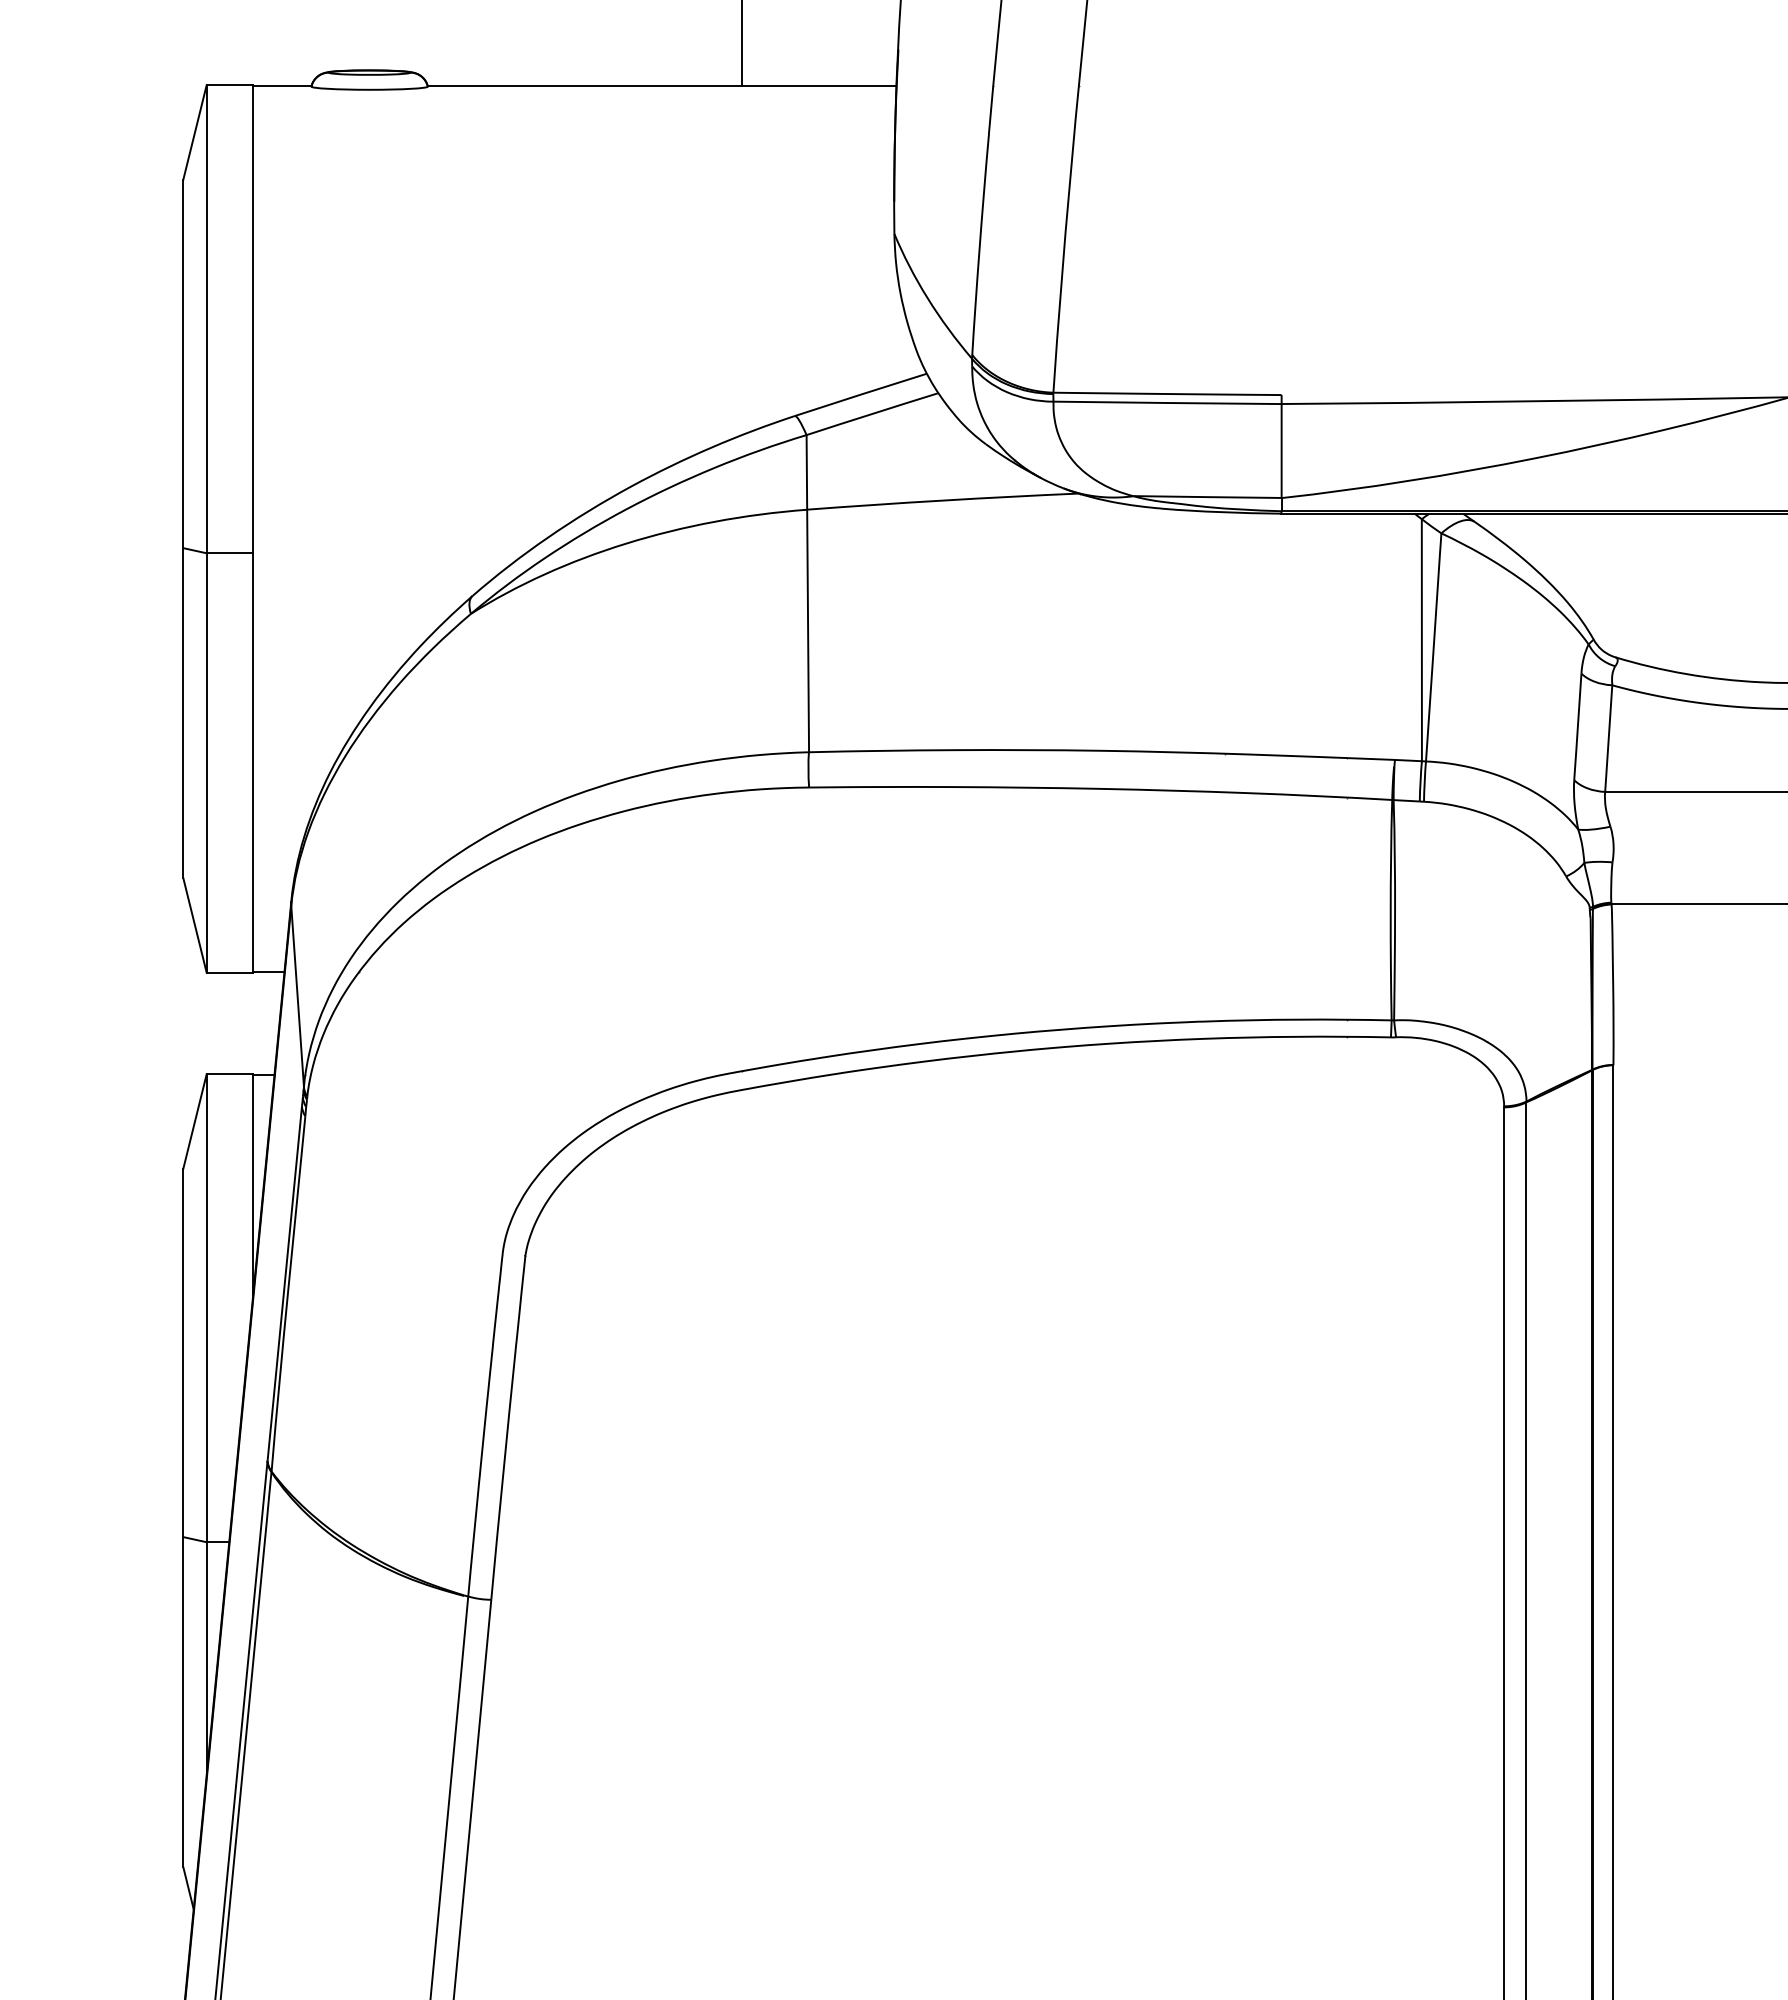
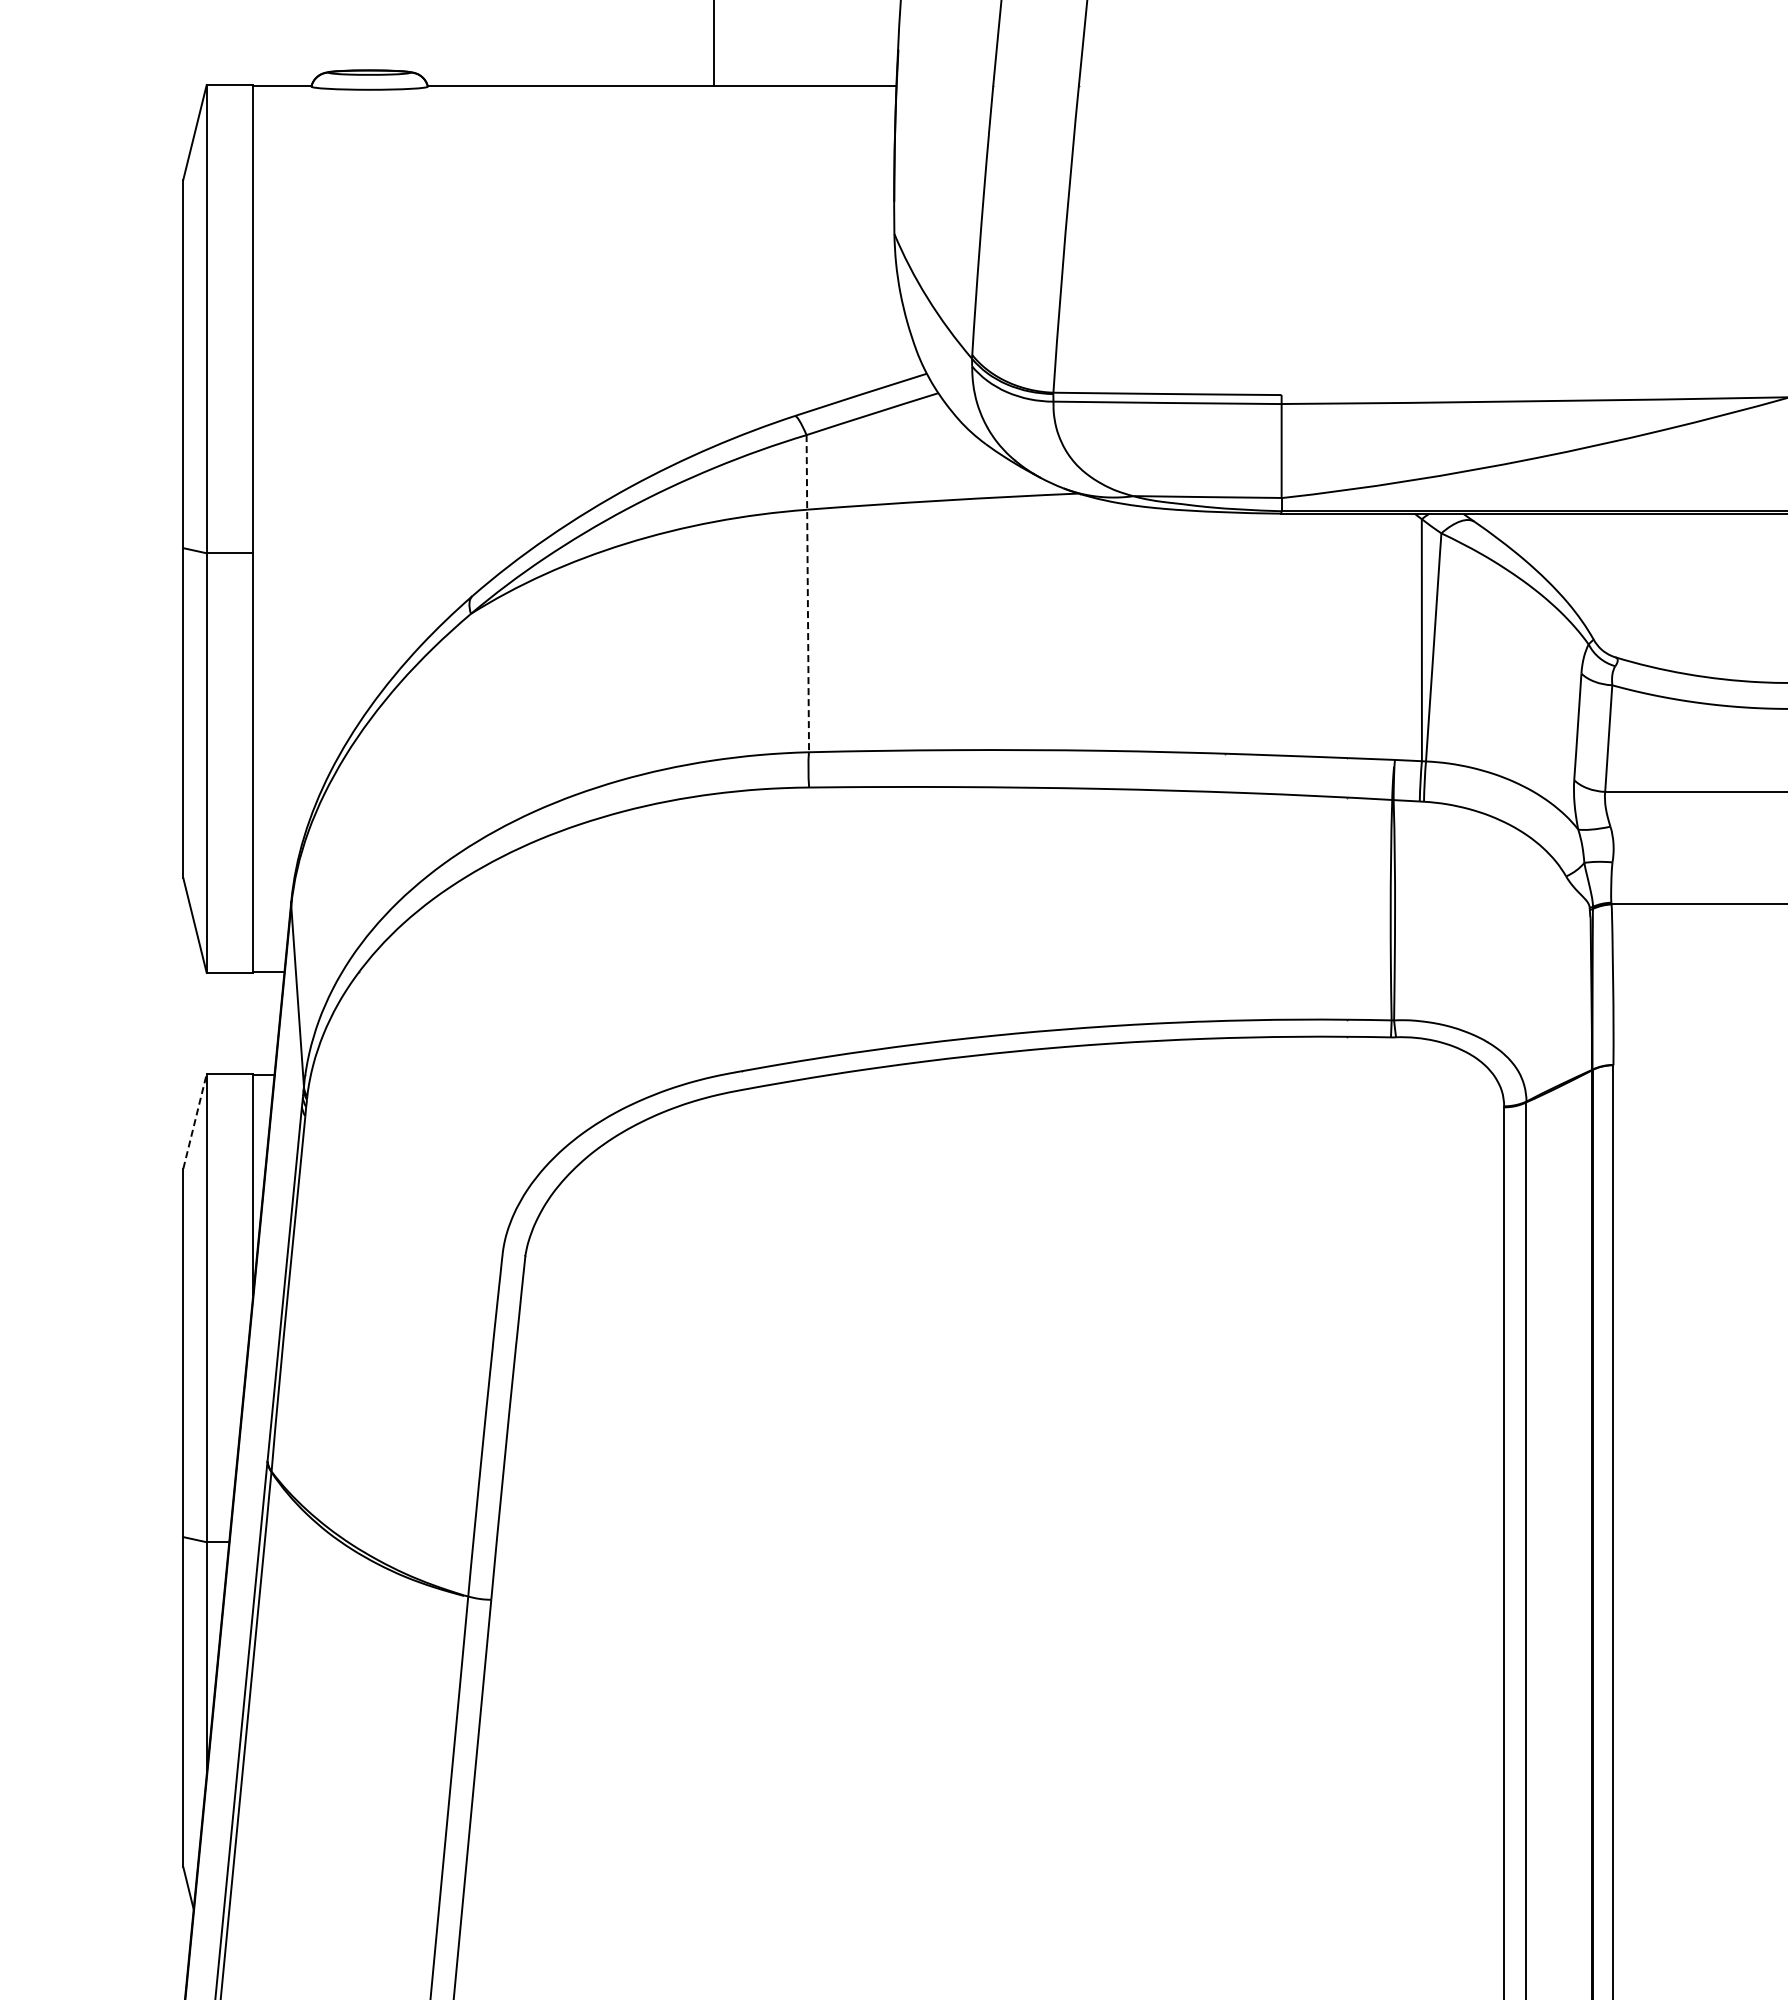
line position: (742, 43) -> (714, 43) (714, 43)
line: solid -> dashed (807, 593)
line: solid -> dashed (195, 1121)
